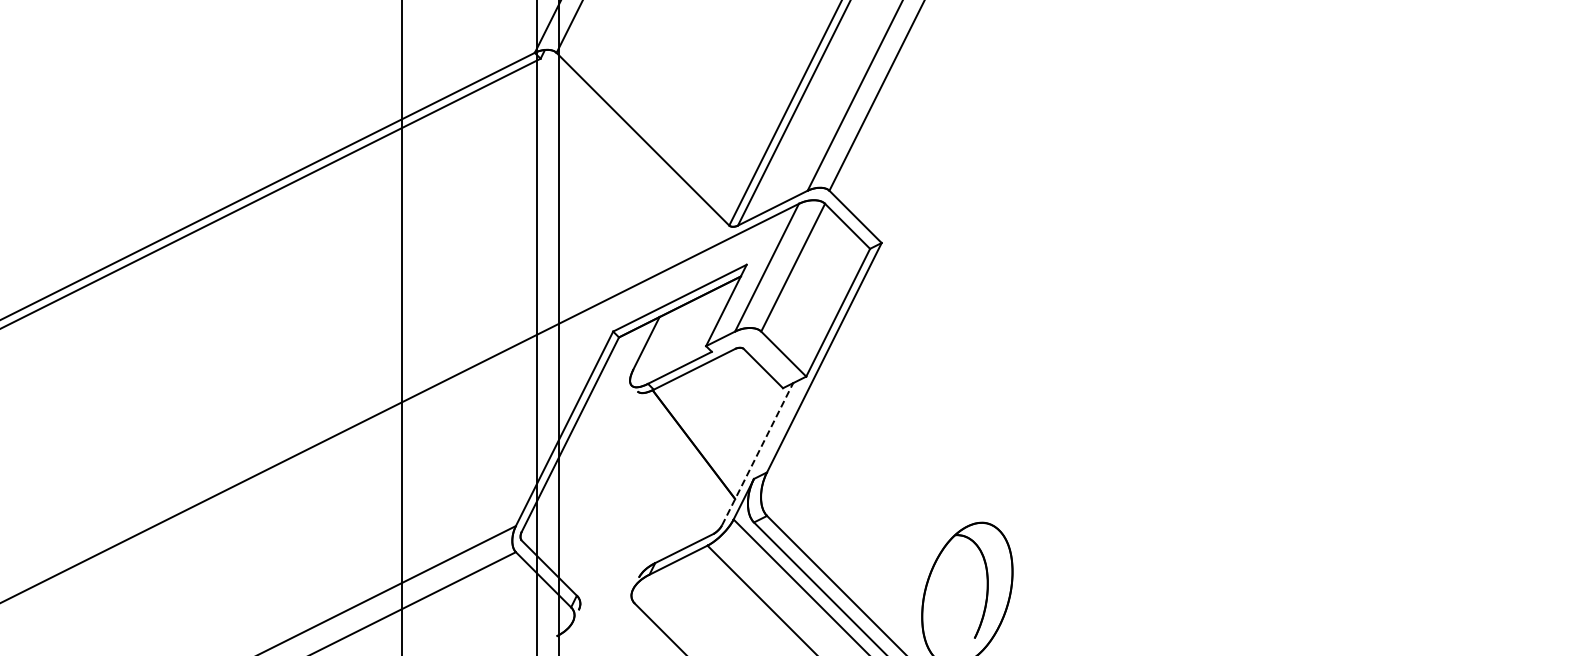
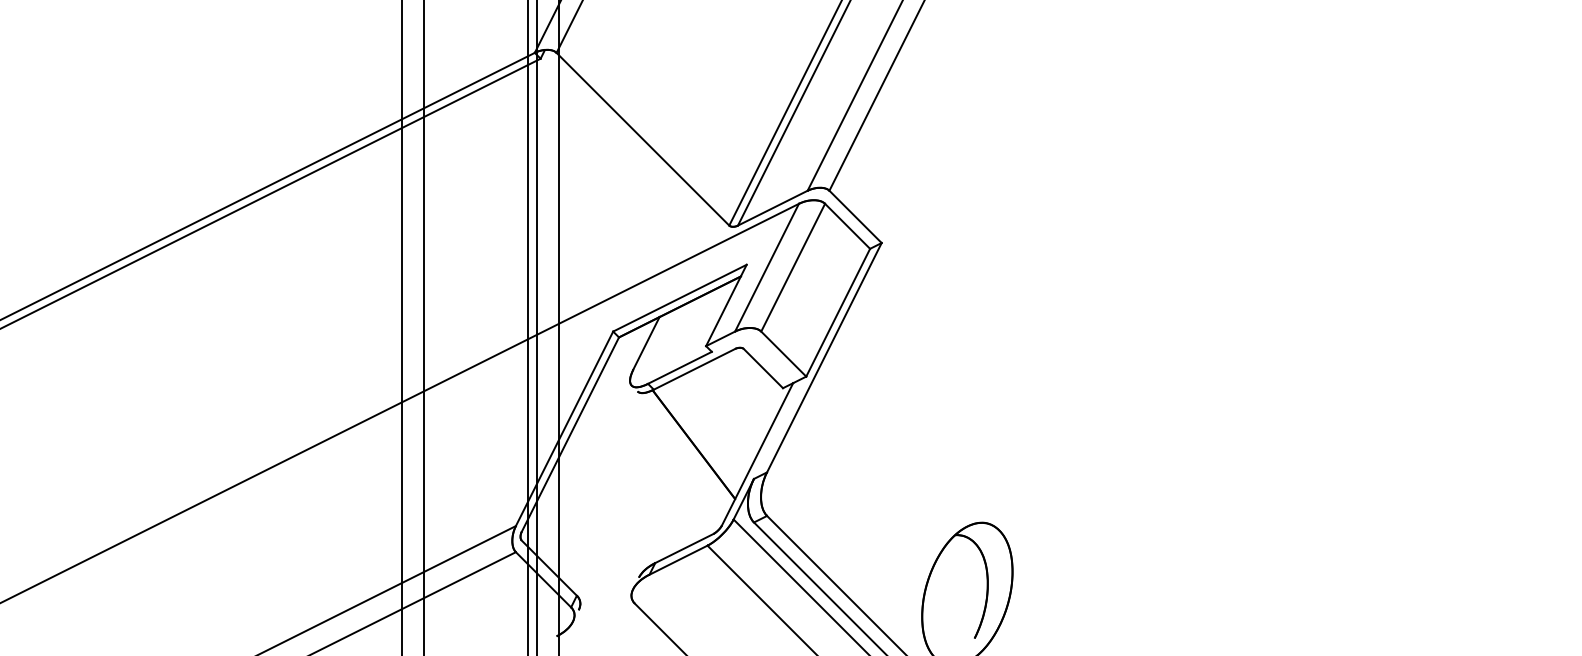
line: none -> present (423, 327)
line: none -> present (528, 327)
line: dashed -> solid (757, 454)
